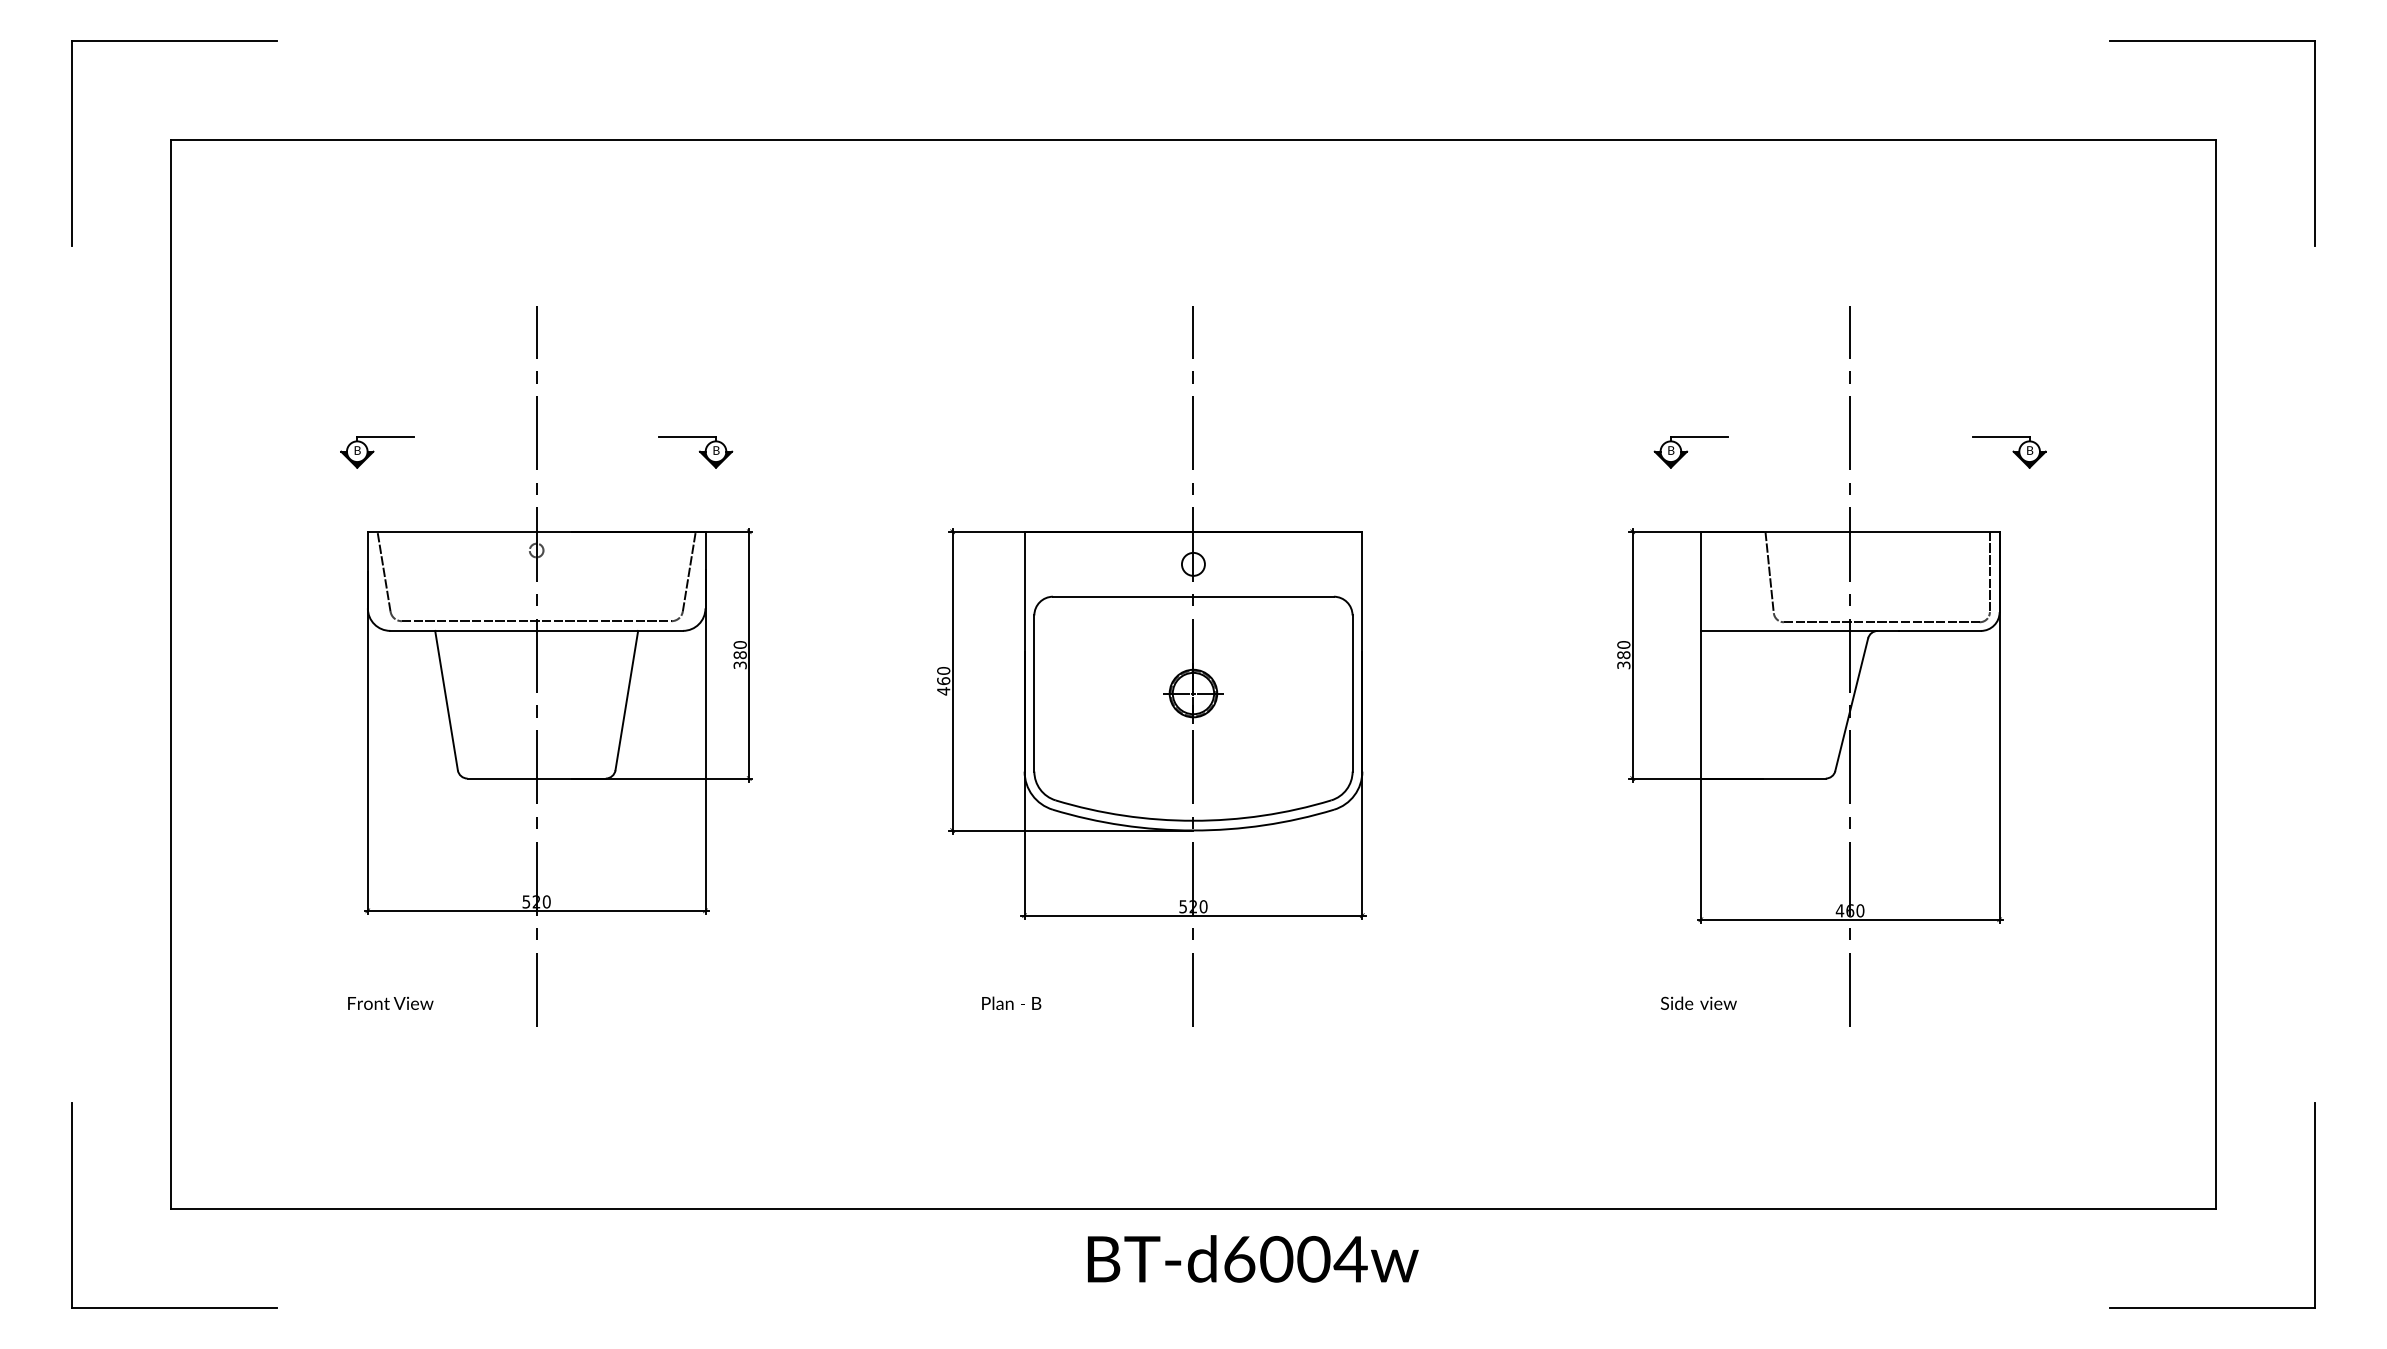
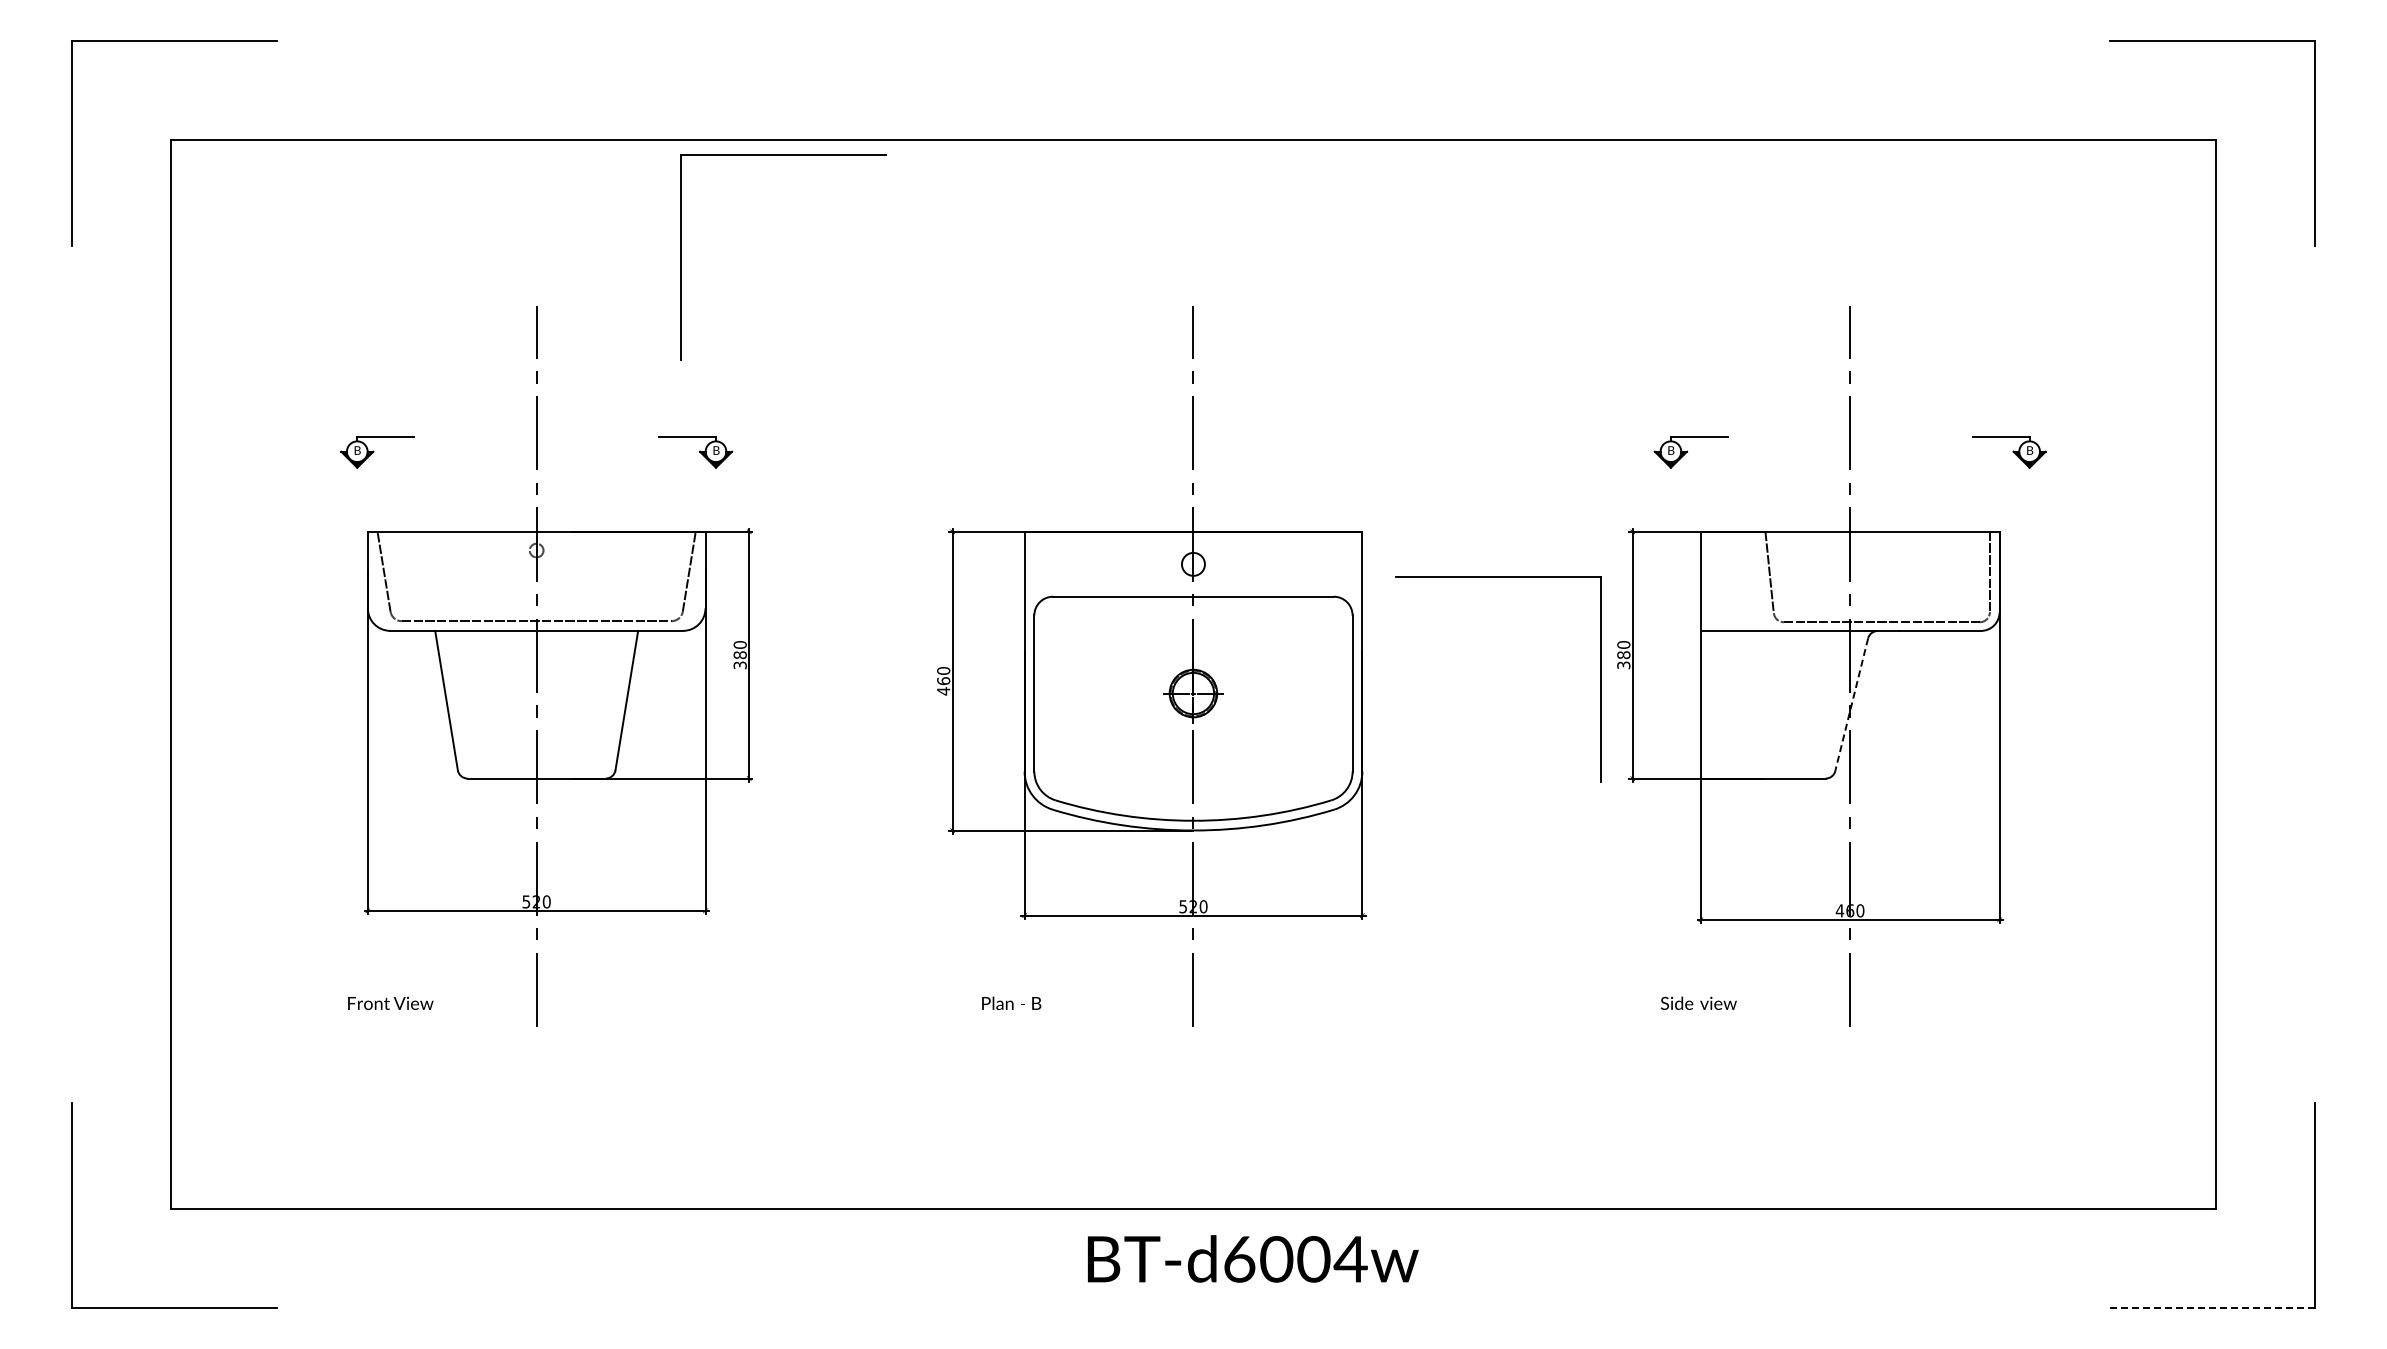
part: none -> present (783, 155)
part: none -> present (1498, 577)
line: solid -> dashed (1851, 705)
line: solid -> dashed (2212, 1308)
